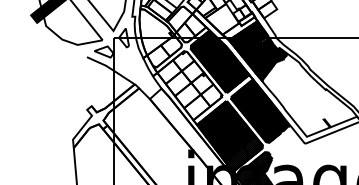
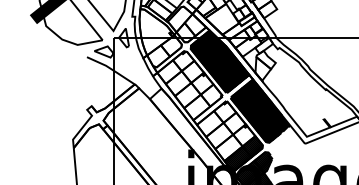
hatch: present -> none (257, 50)
hatch: present -> none (226, 131)
